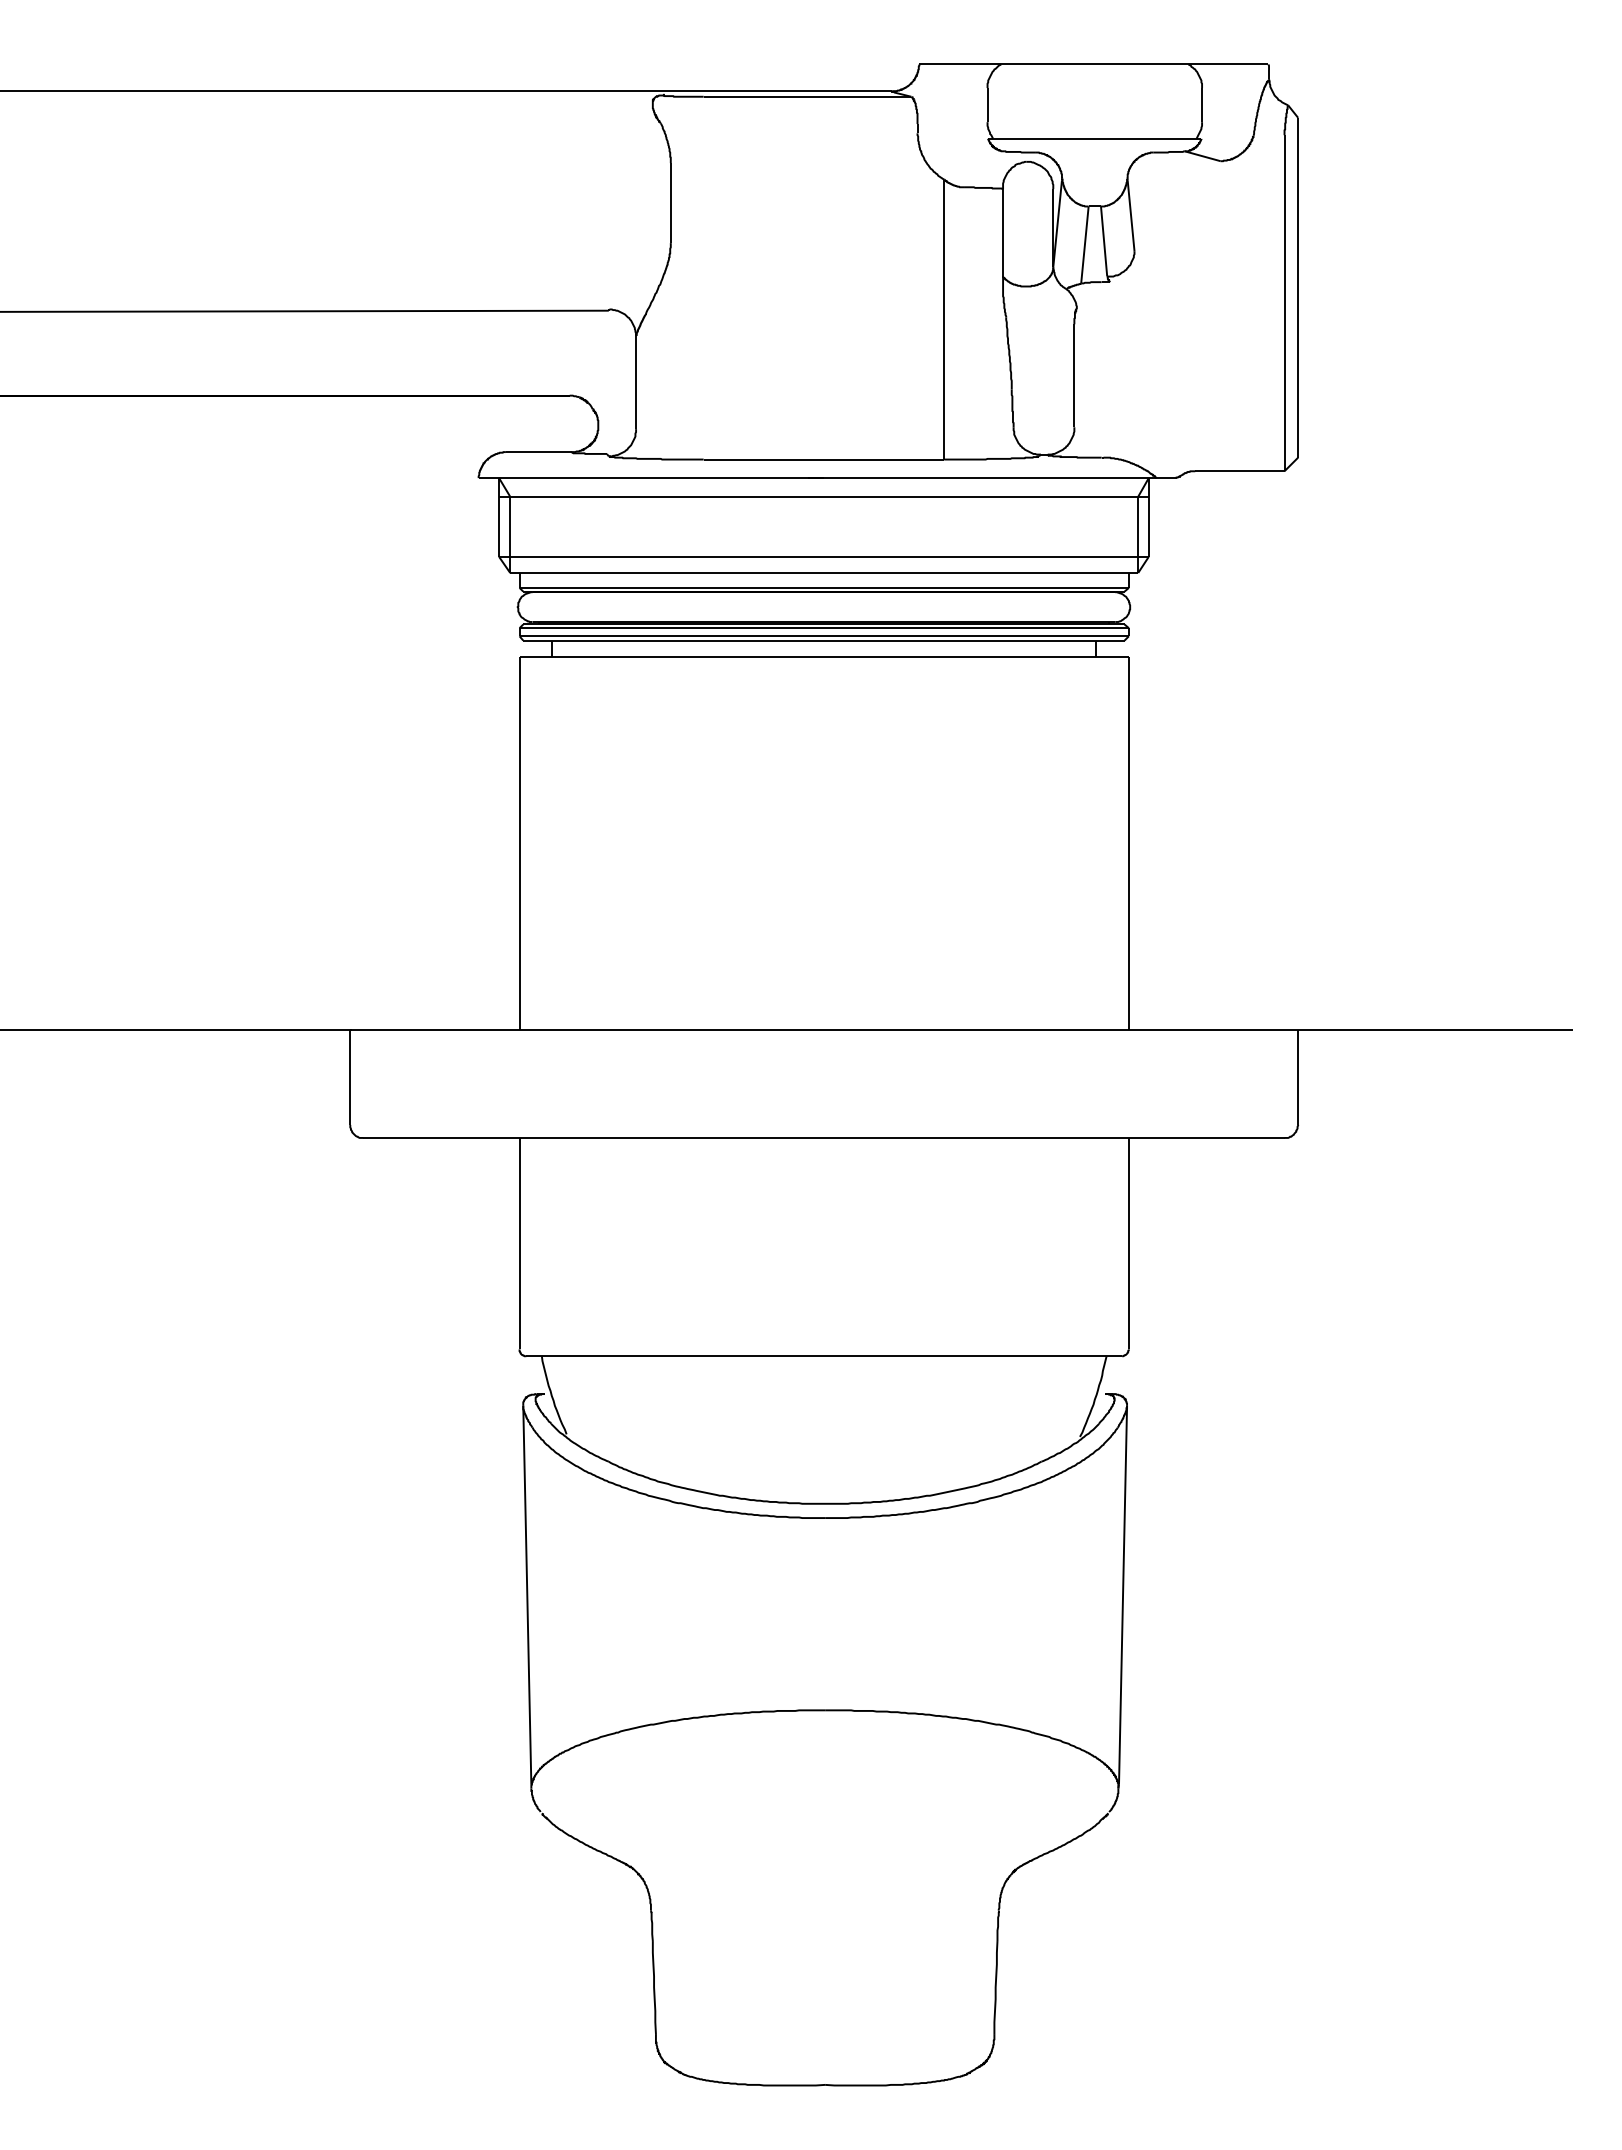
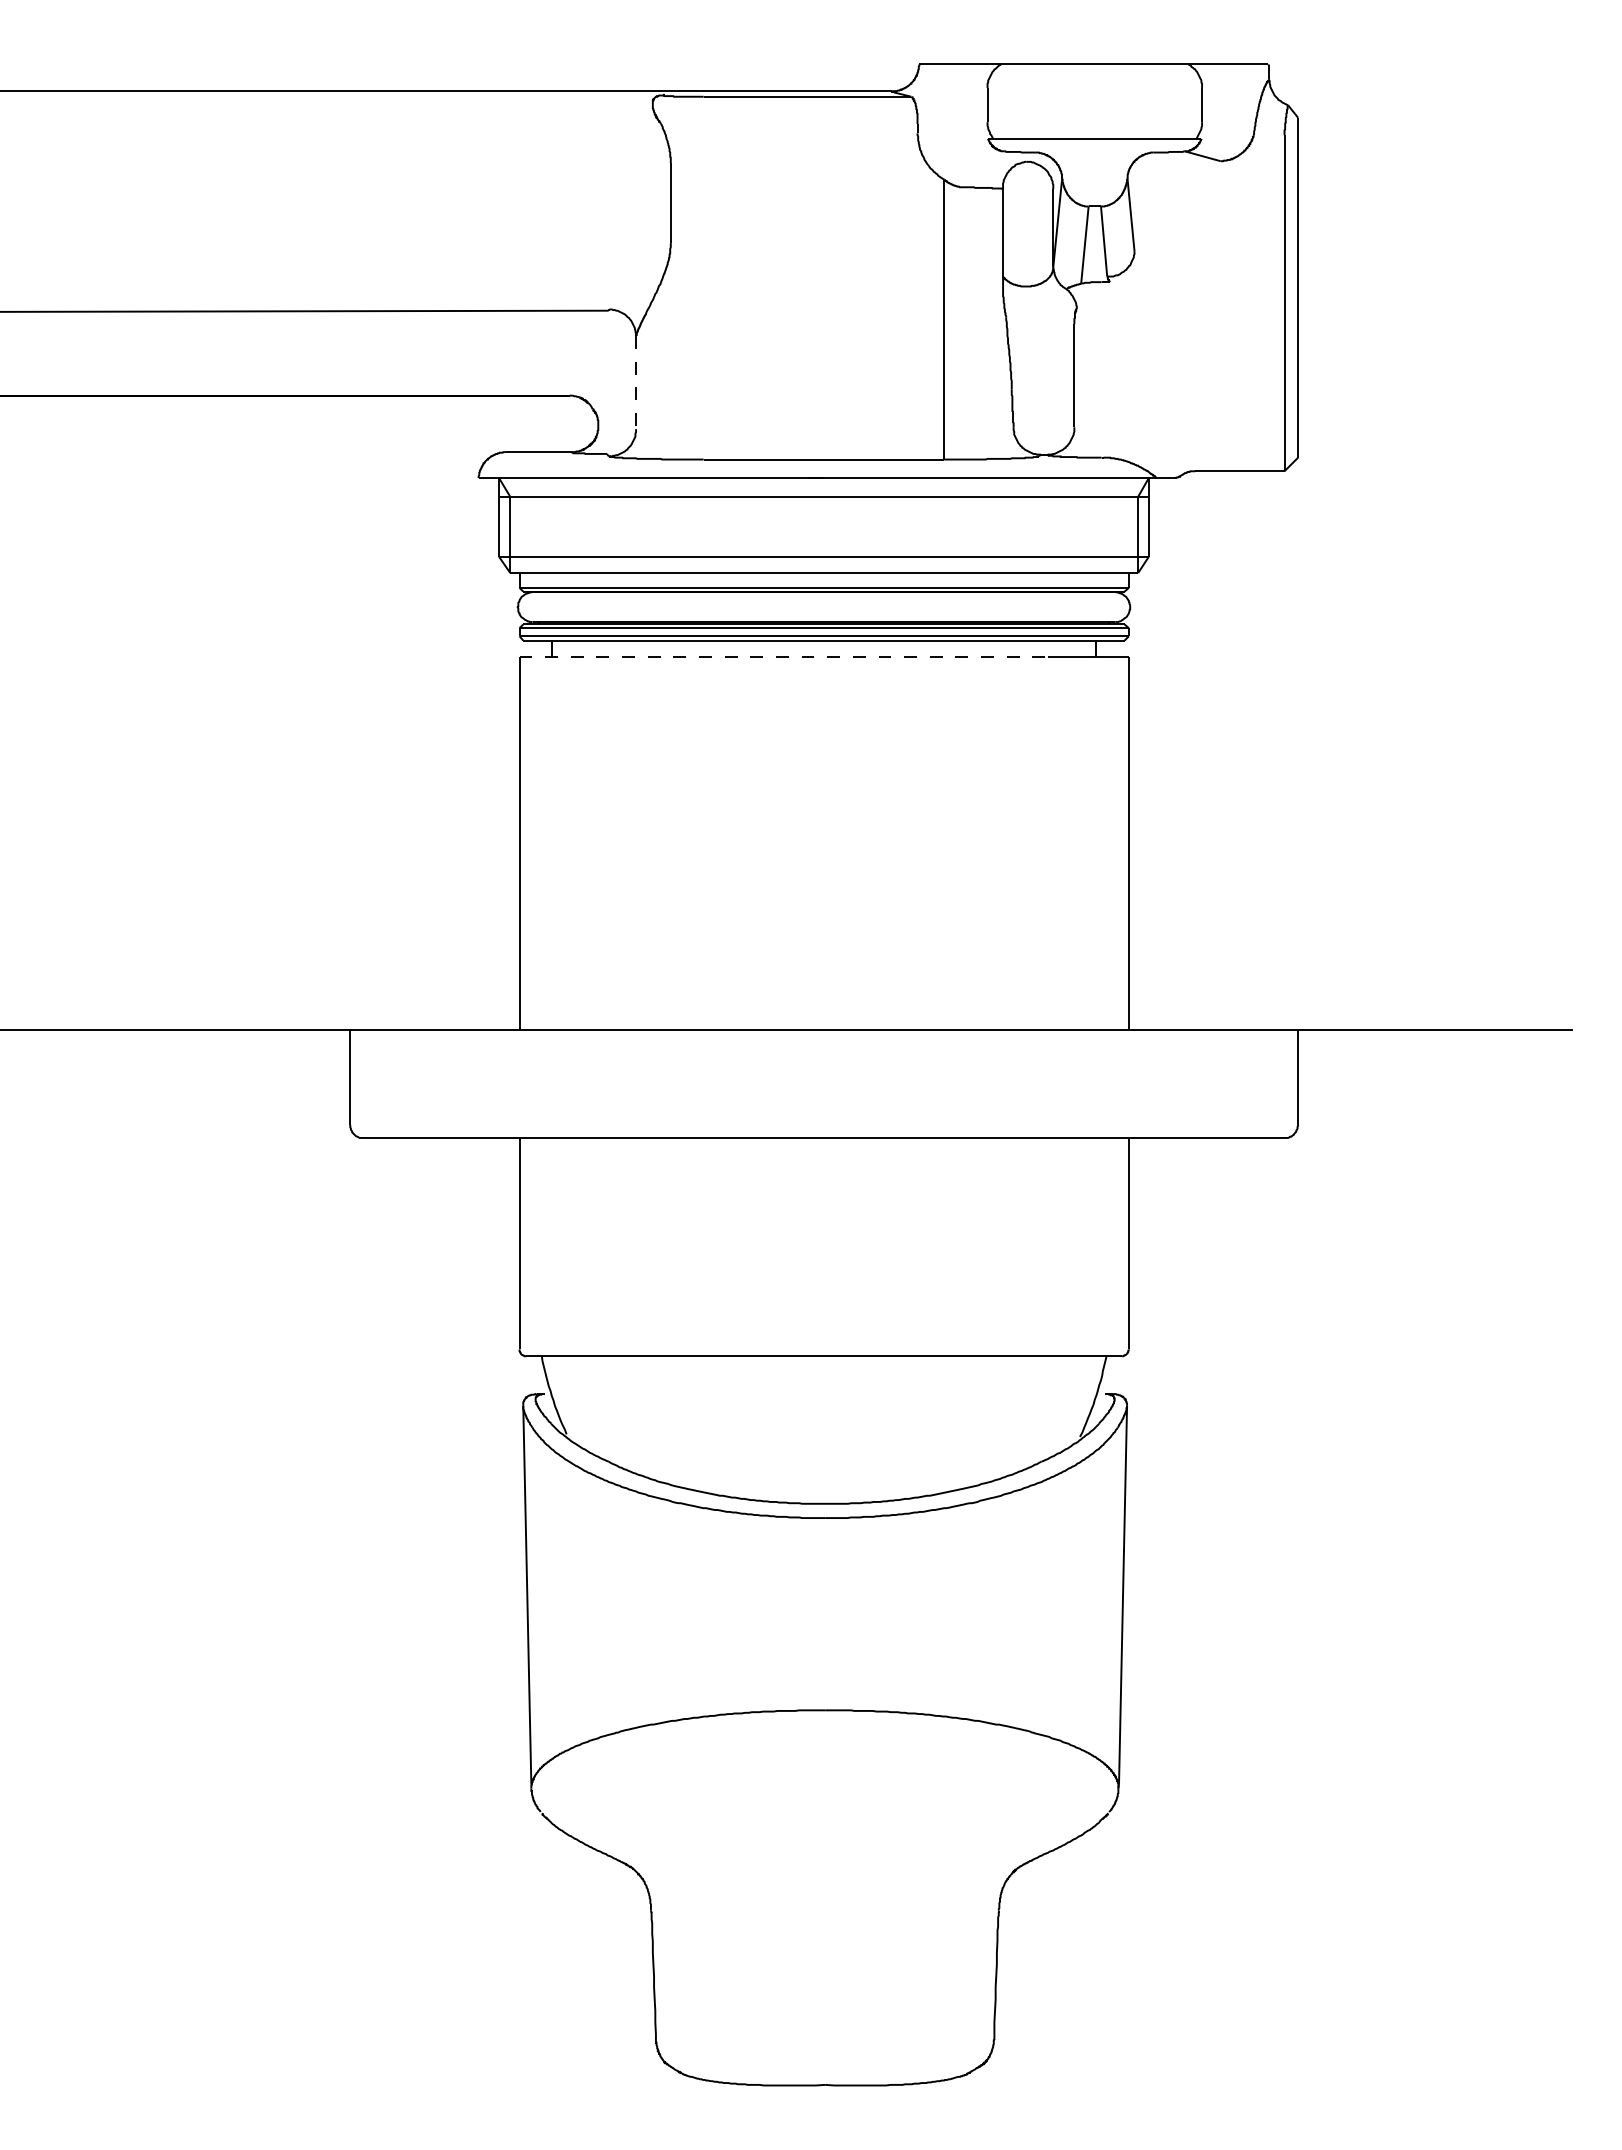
line: solid -> dashed (636, 382)
line: solid -> dashed (784, 656)
